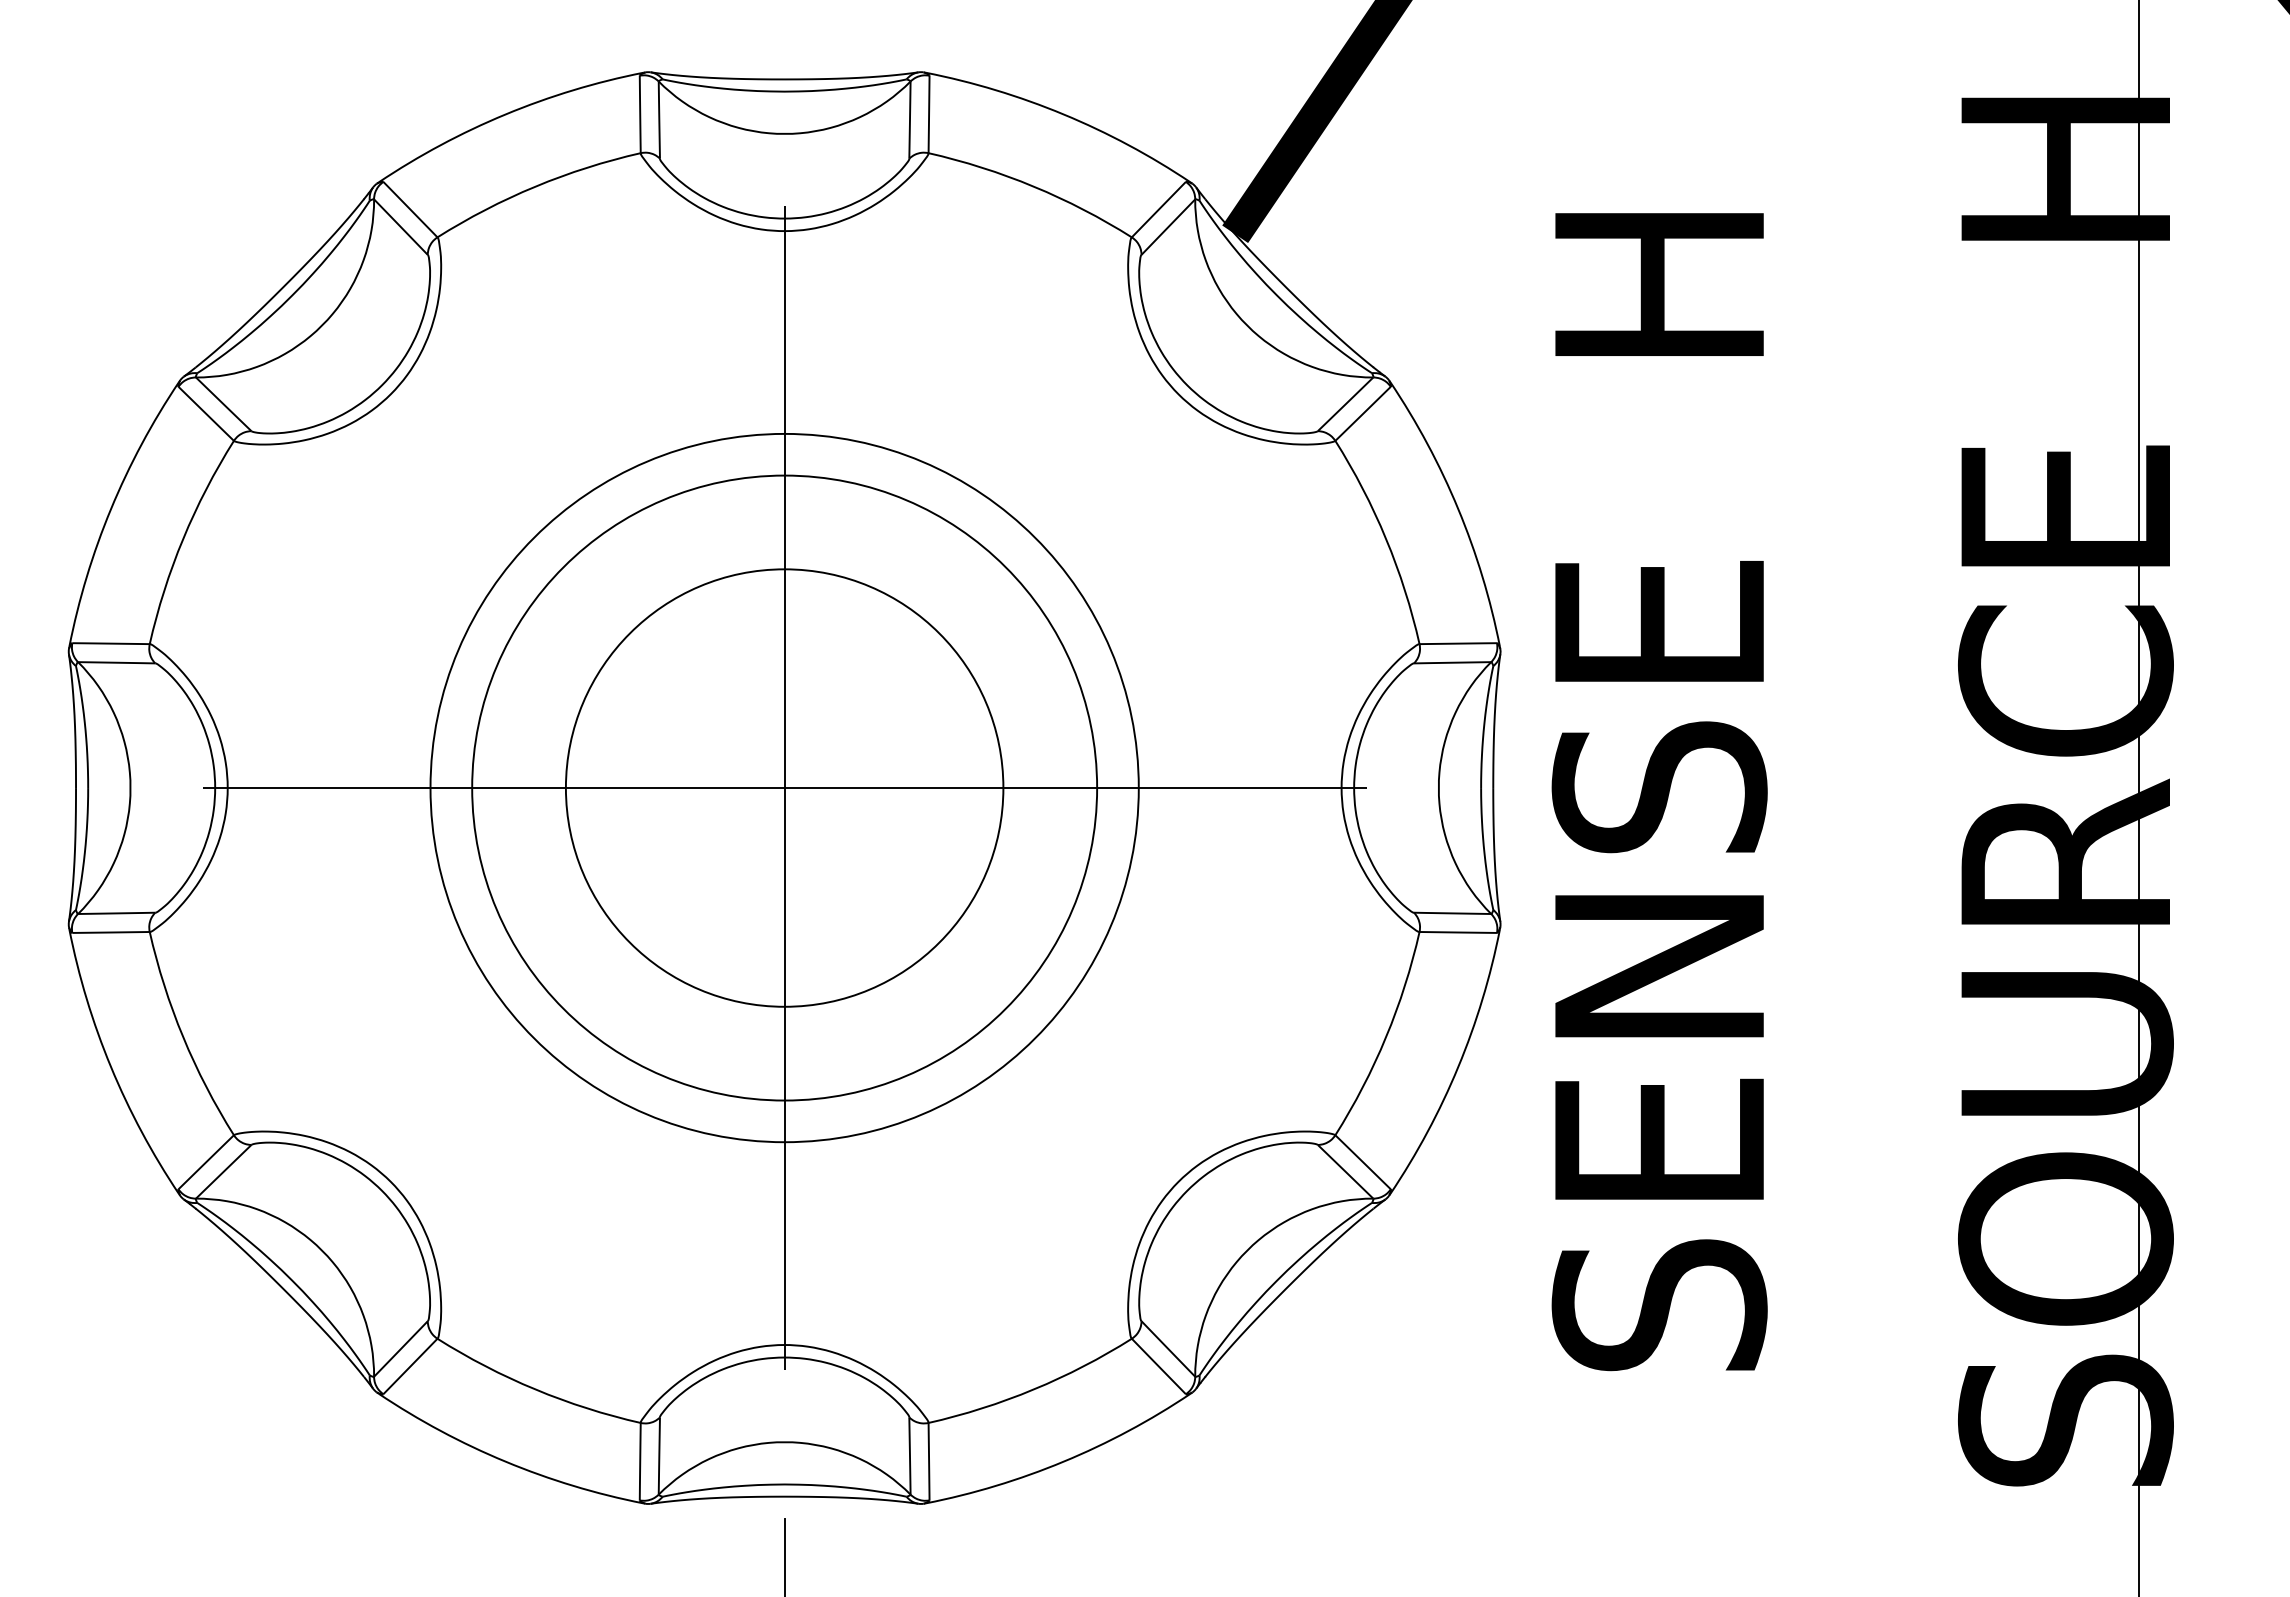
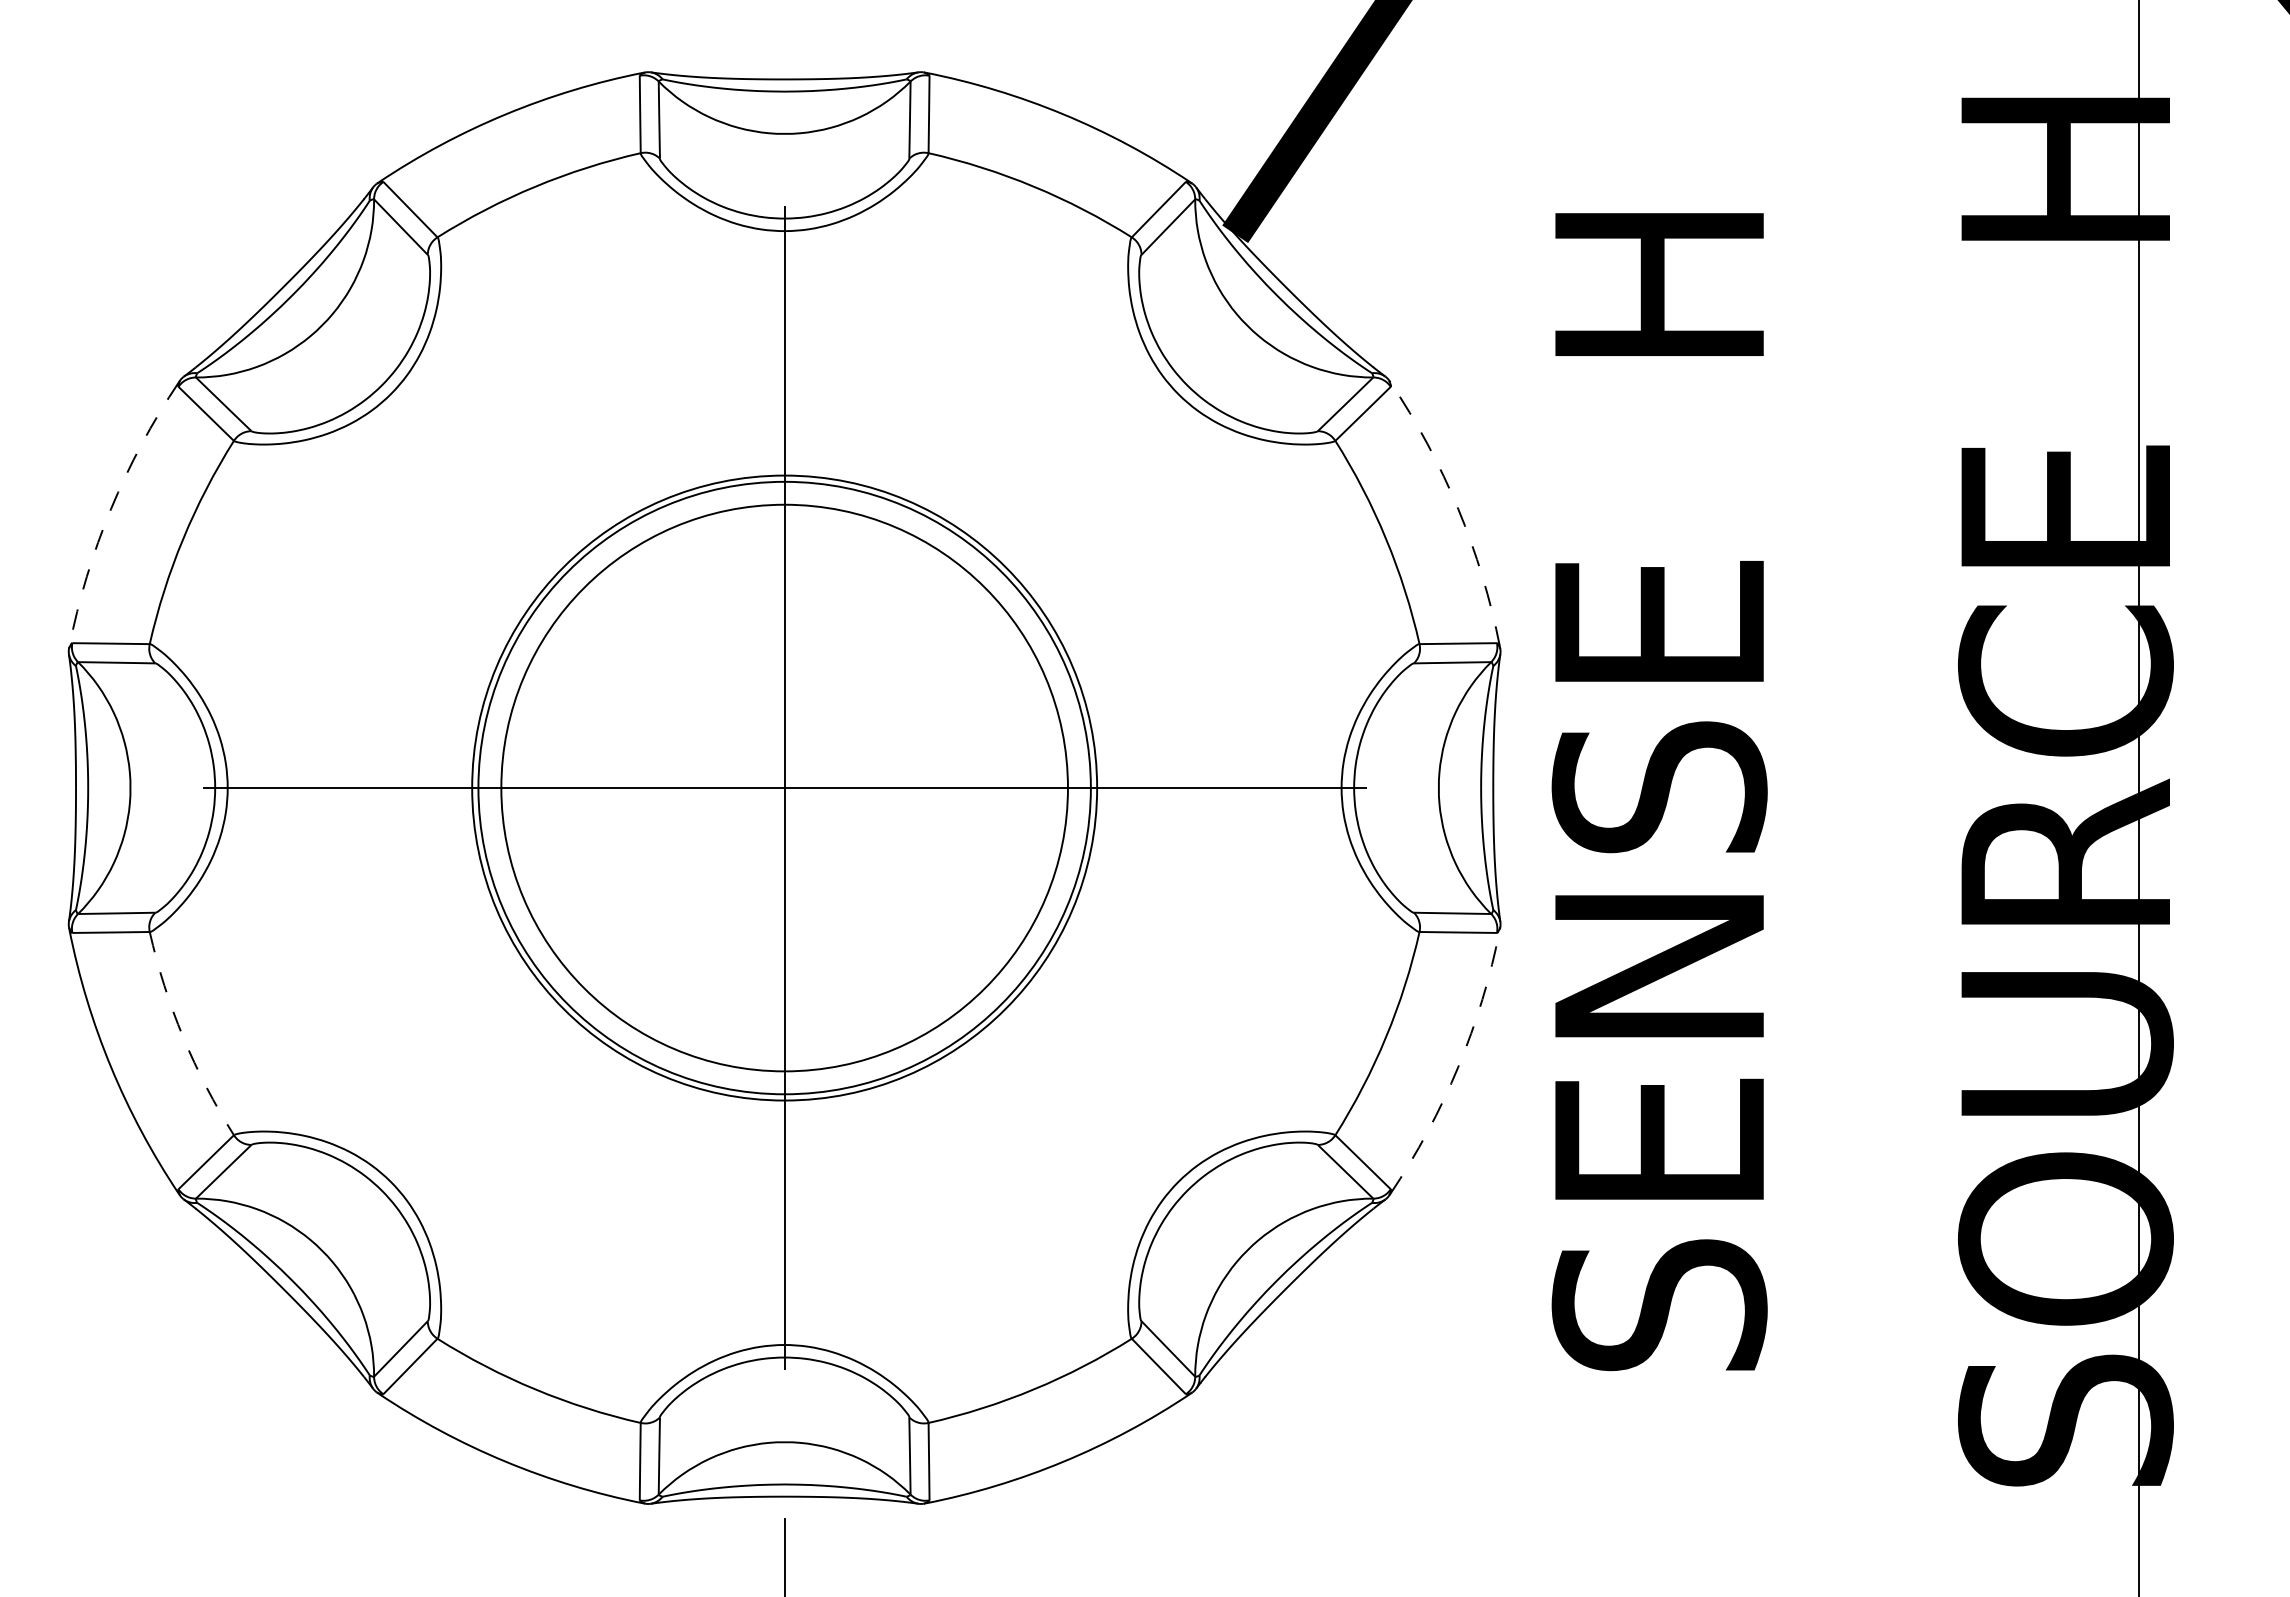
arc: solid -> dashed (111, 509)
arc: solid -> dashed (1458, 509)
circle diameter: 437 px -> 612 px (784, 787)
circle diameter: 708 px -> 567 px (784, 787)
arc: solid -> dashed (183, 1037)
arc: solid -> dashed (1458, 1067)
